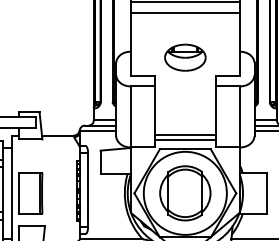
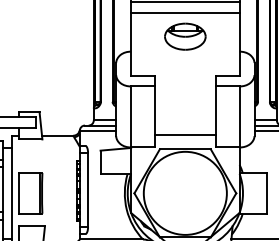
part position: (185, 57) -> (185, 36) (185, 36)
line: present -> none (184, 140)
part: present -> none (185, 193)
